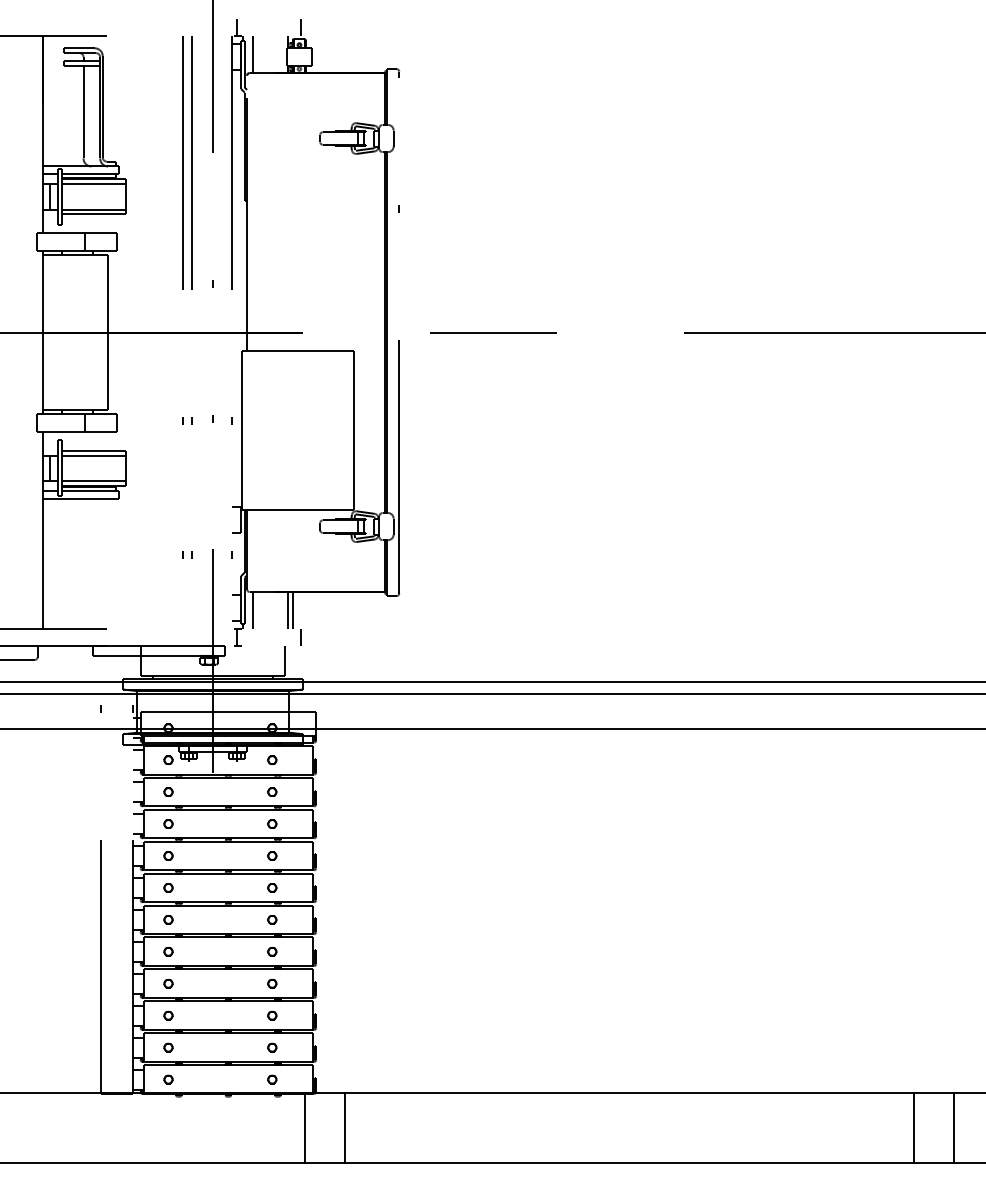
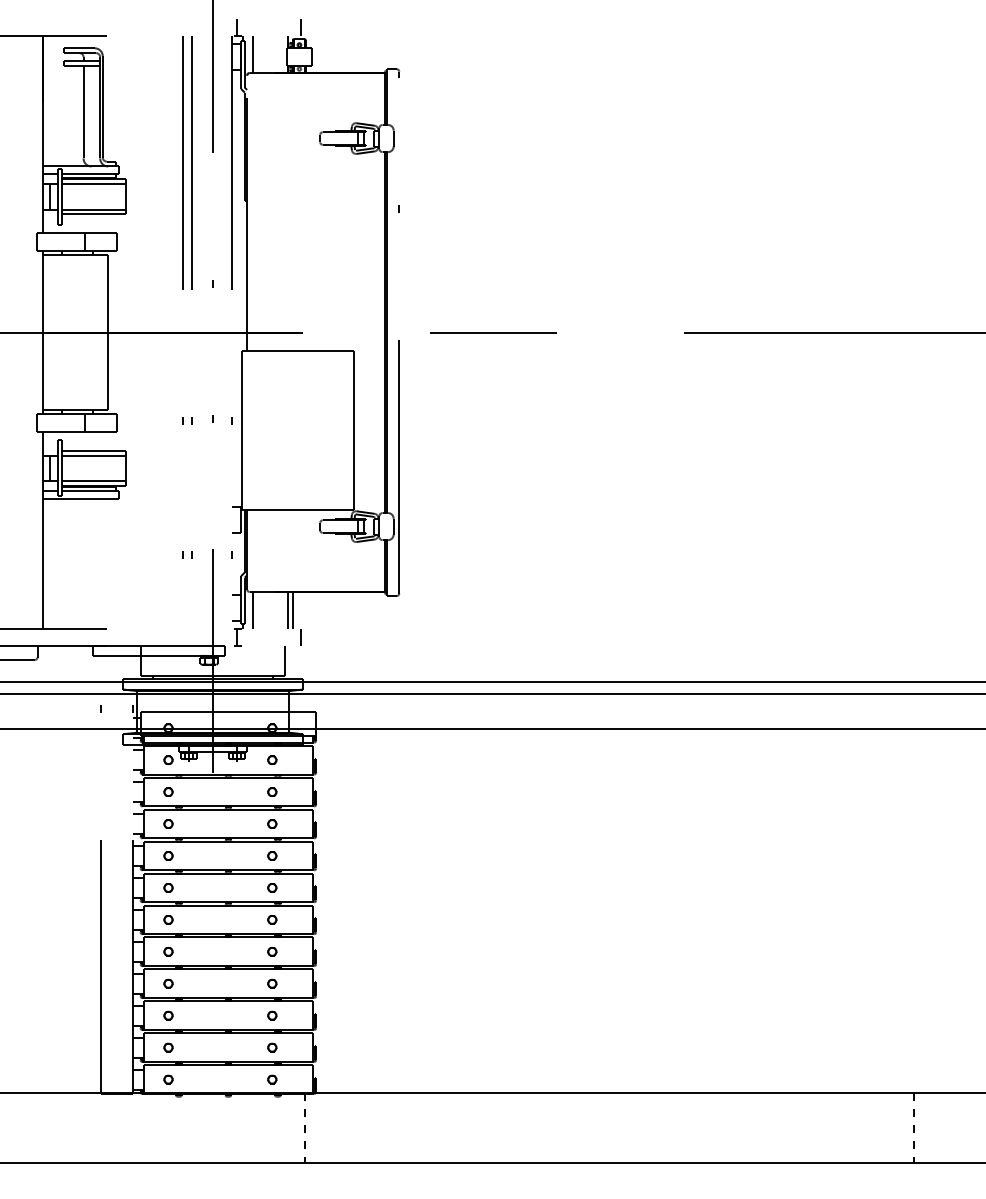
line: present -> none (345, 1127)
line: present -> none (954, 1127)
line: solid -> dashed (305, 1128)
line: solid -> dashed (914, 1128)
